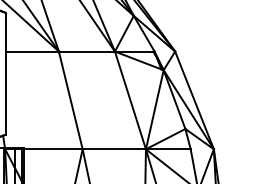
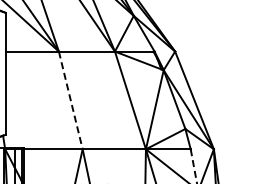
line: solid -> dashed (70, 100)
line: solid -> dashed (193, 166)
